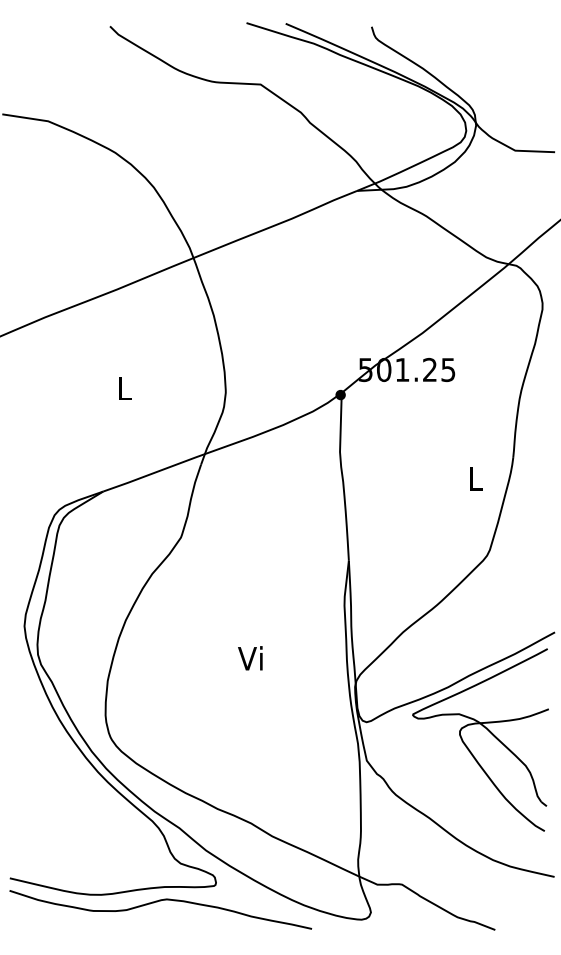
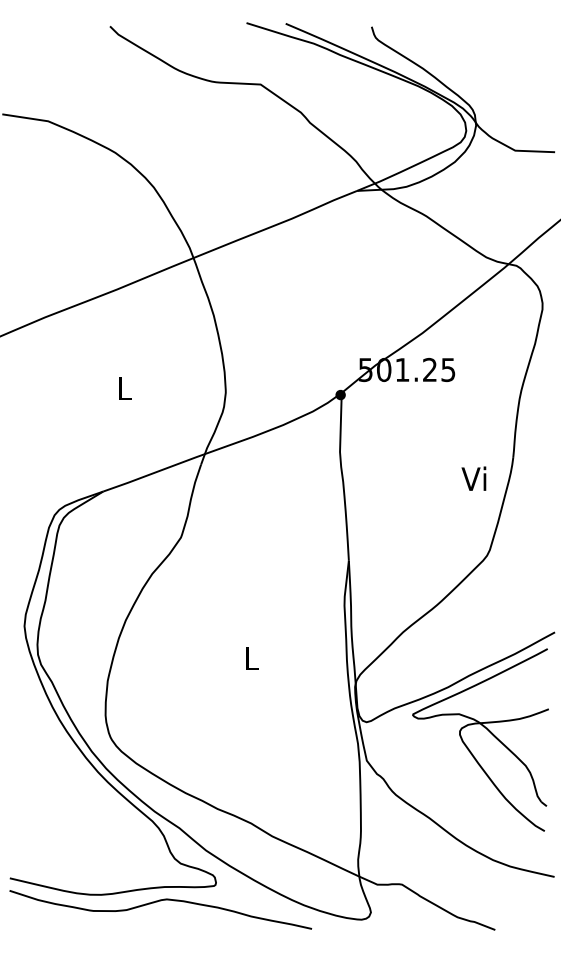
text: L -> Vi (473, 478)
text: Vi -> L (250, 658)
